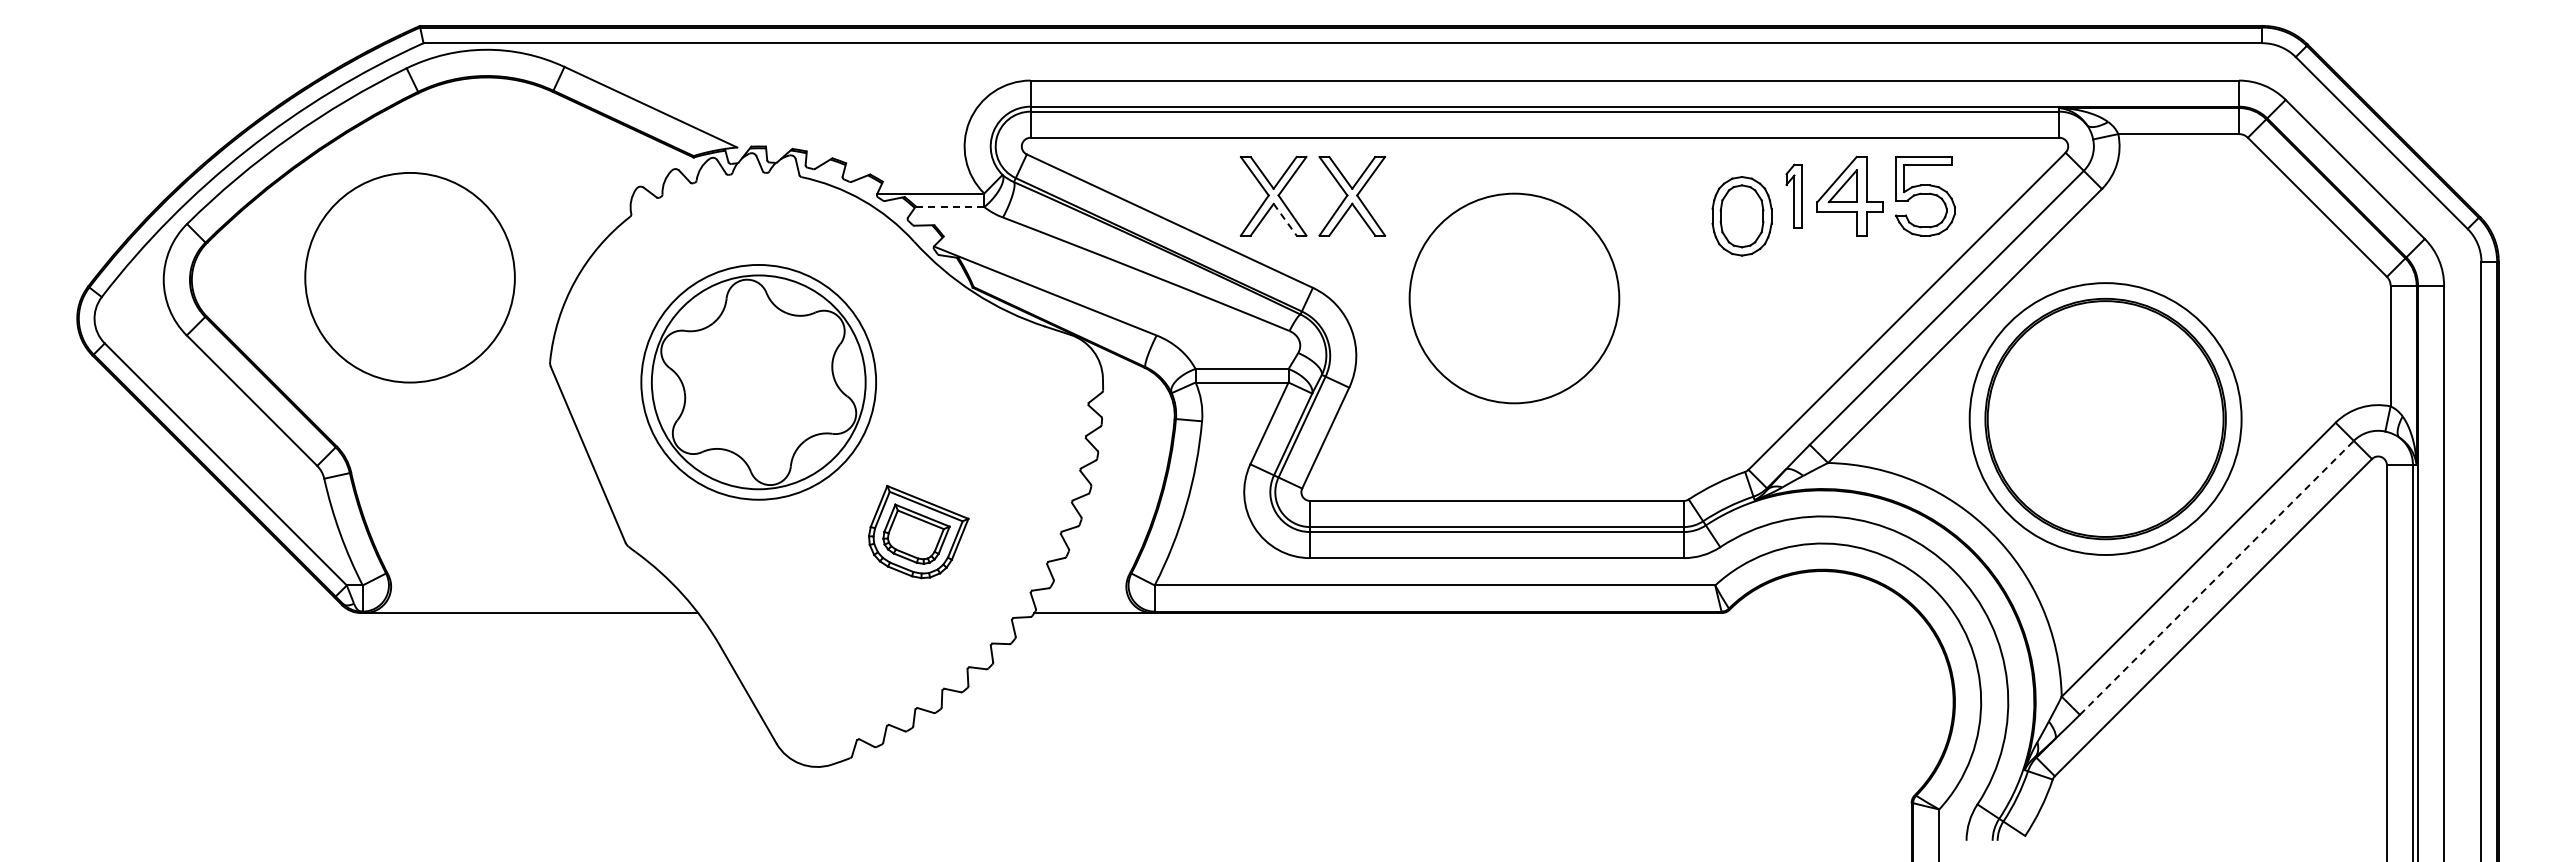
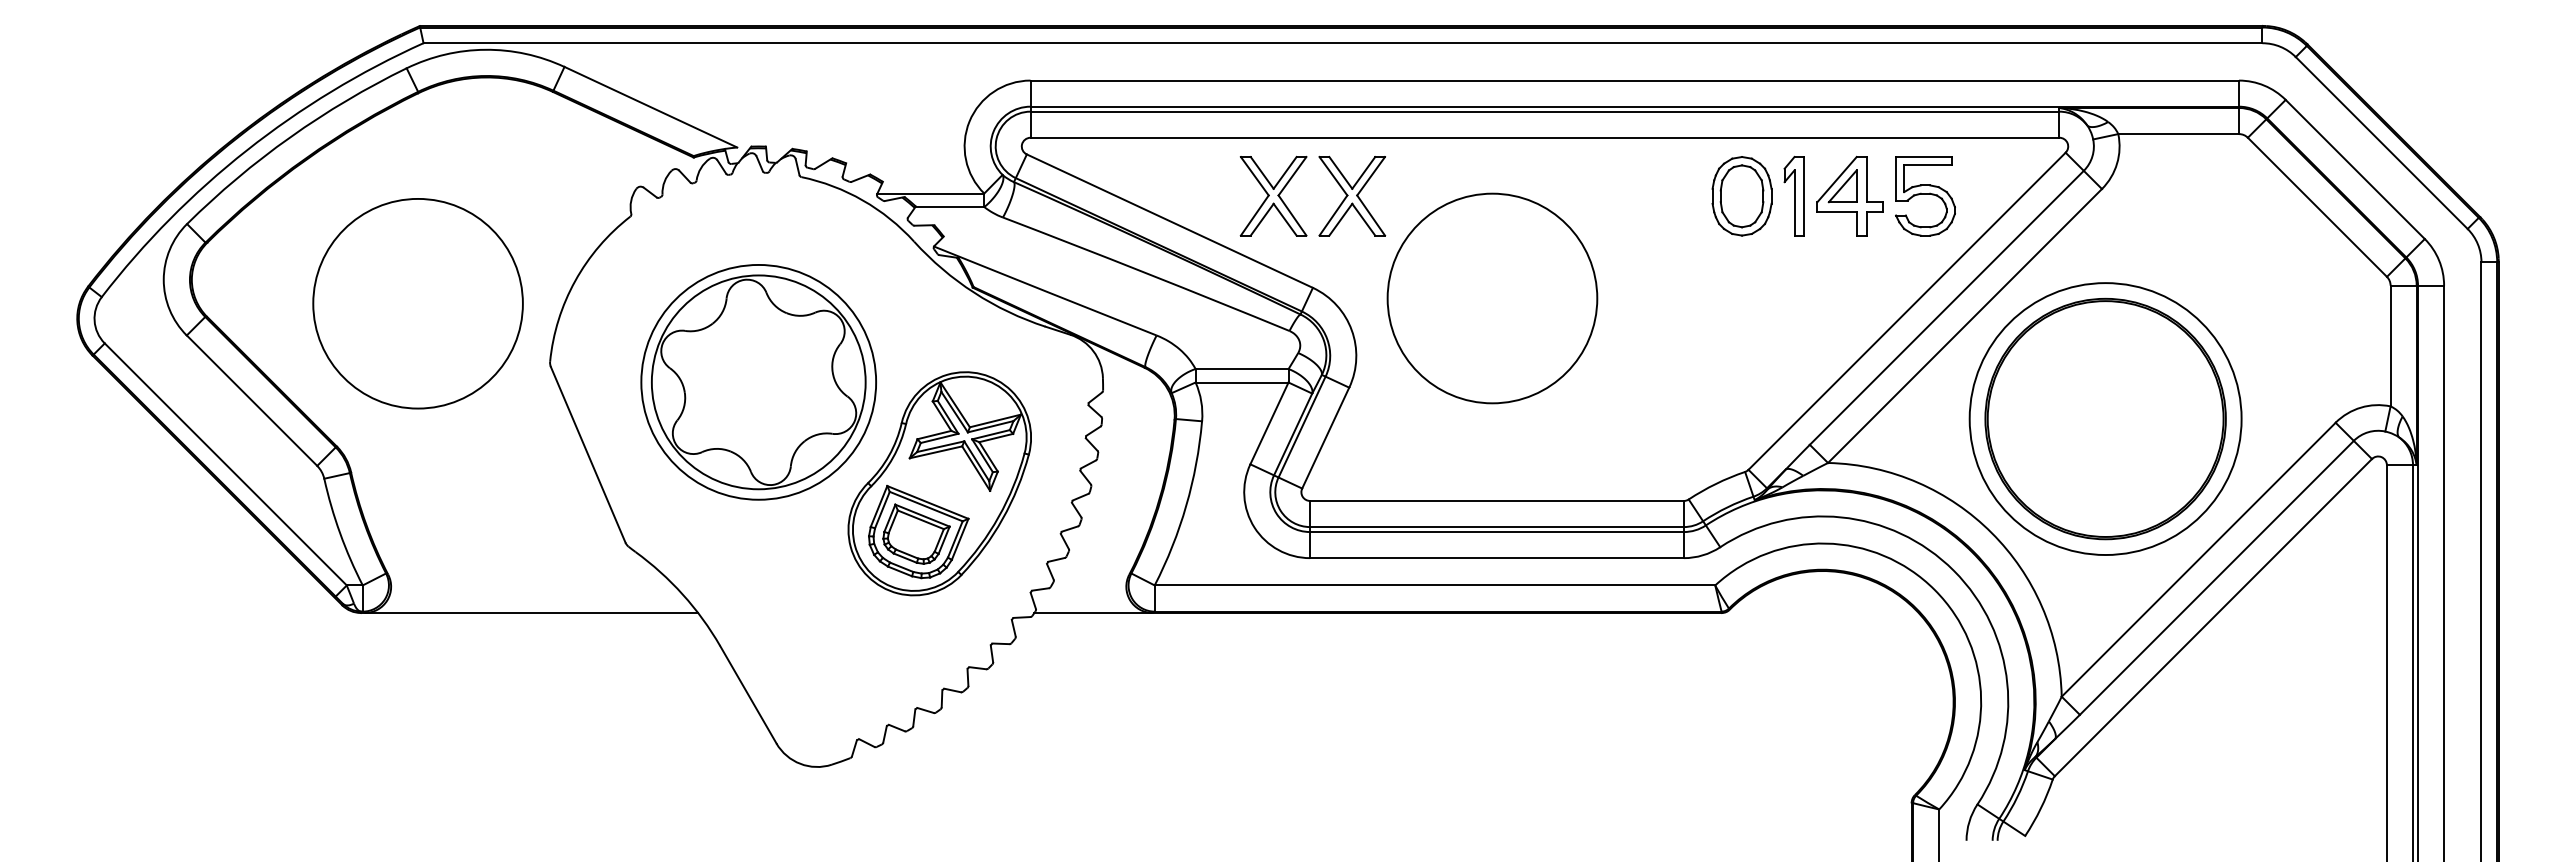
part size: 18x66 px -> 22x82 px (1793, 195)
line: dashed -> solid (949, 207)
part position: (1741, 216) -> (1741, 196) (1741, 196)
line: dashed -> solid (1285, 219)
circle position: (409, 277) -> (417, 303) (417, 303)
circle position: (1514, 298) -> (1492, 298) (1492, 298)
part: none -> present (939, 483)
line: dashed -> solid (2216, 577)
